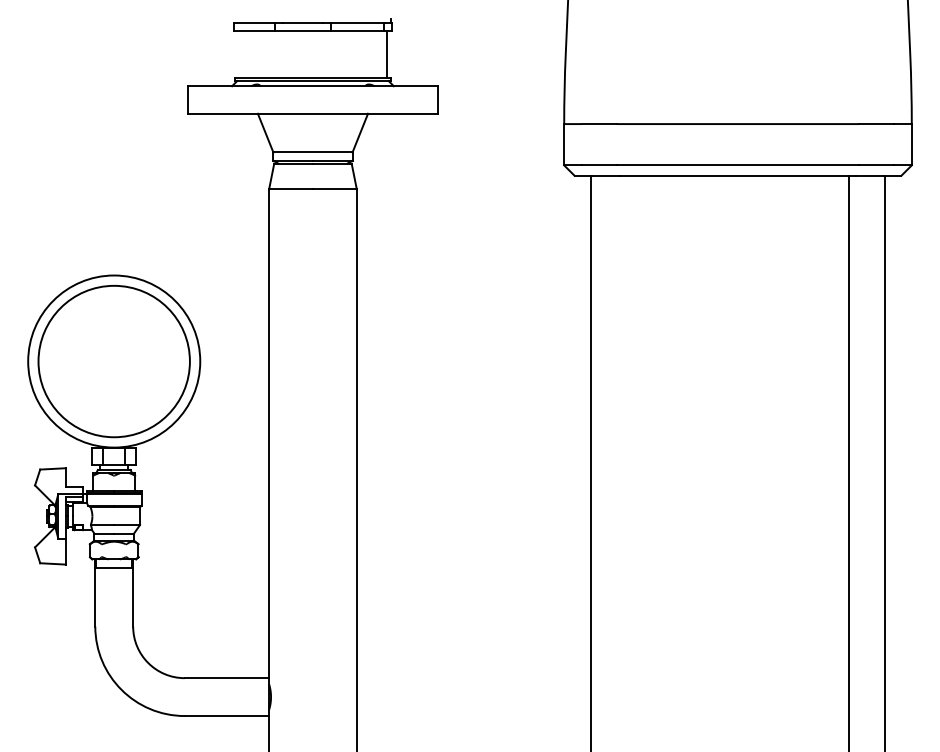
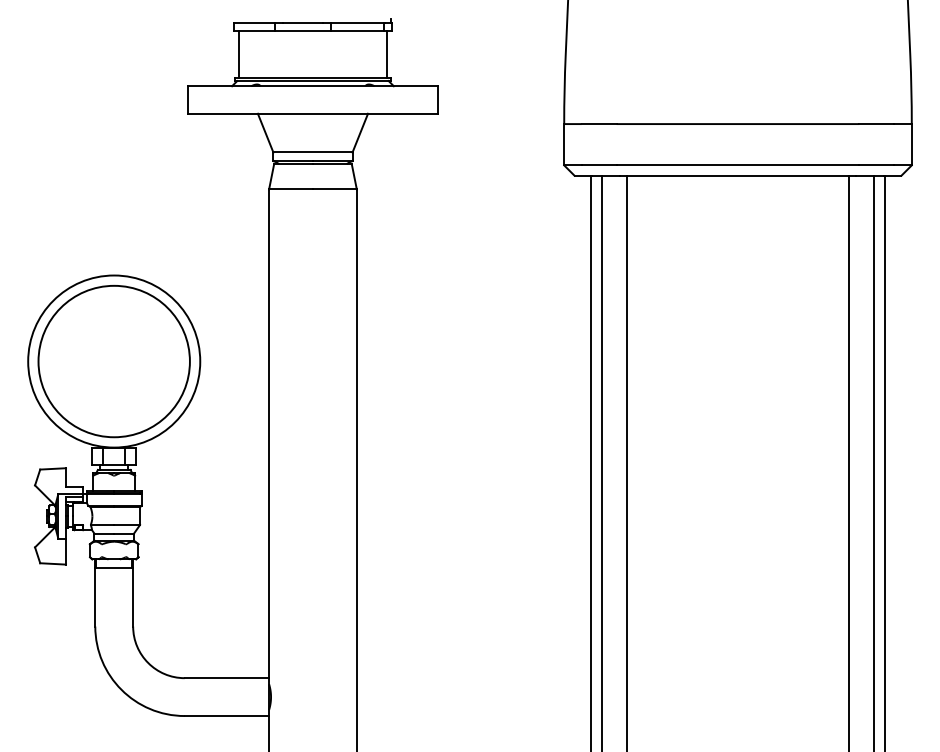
line: none -> present (238, 54)
line: none -> present (602, 461)
line: none -> present (626, 461)
line: none -> present (873, 461)
